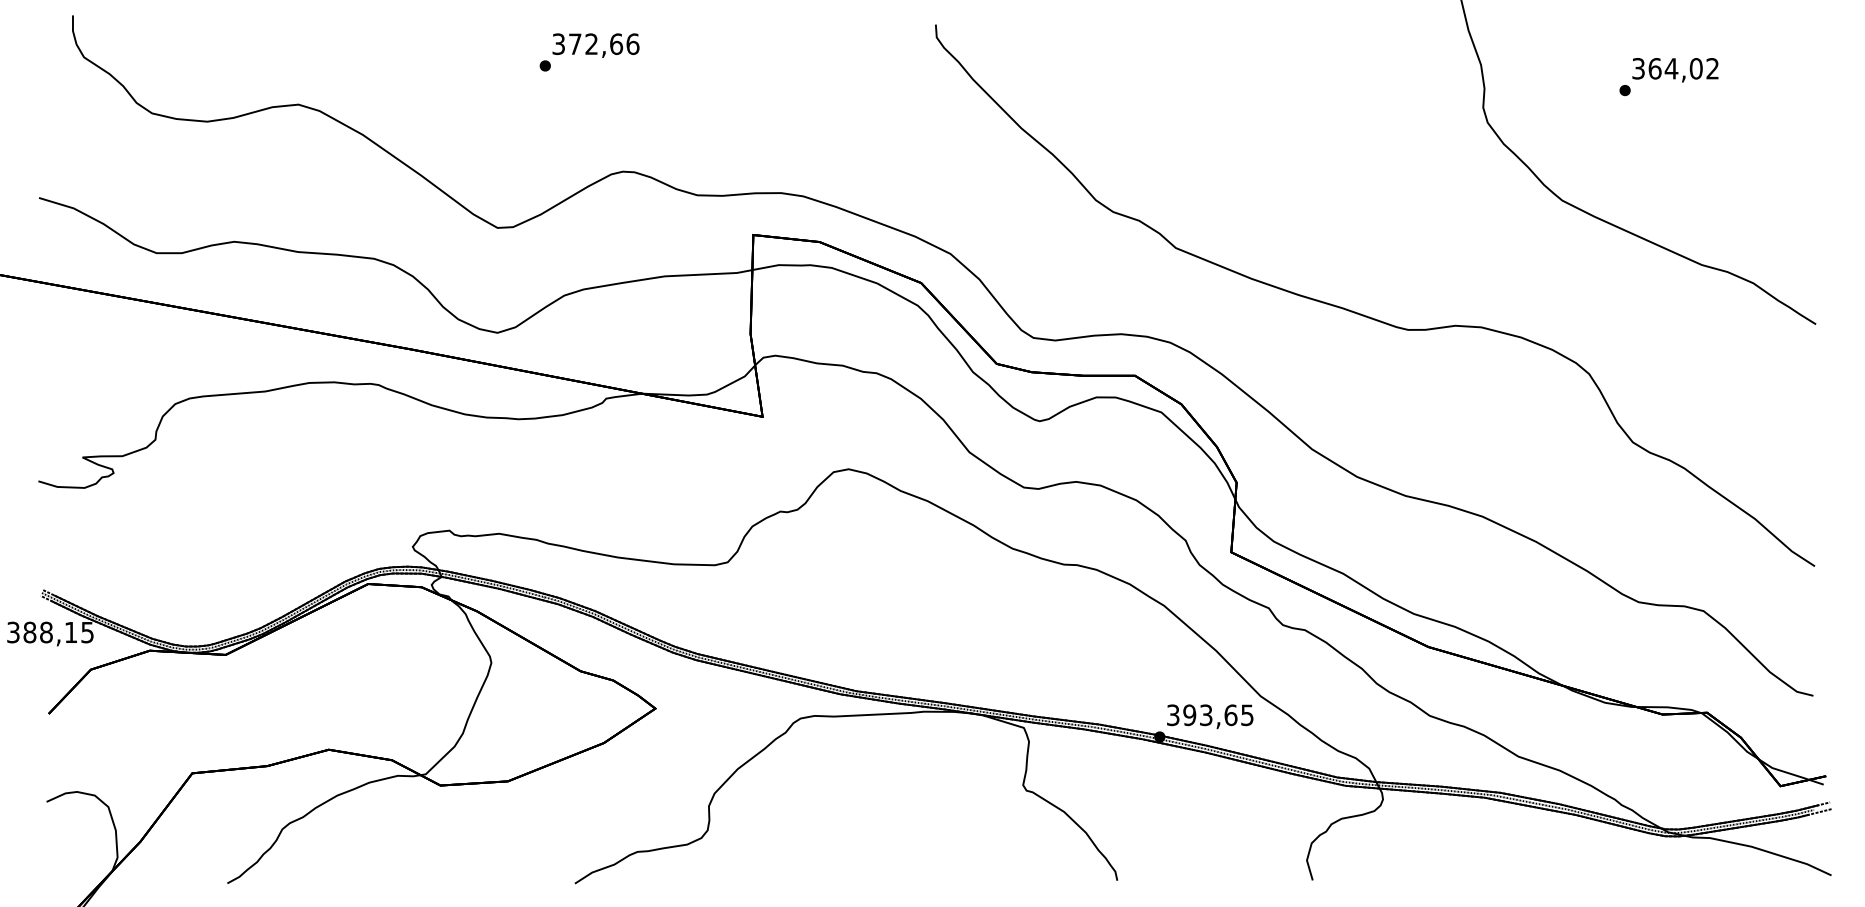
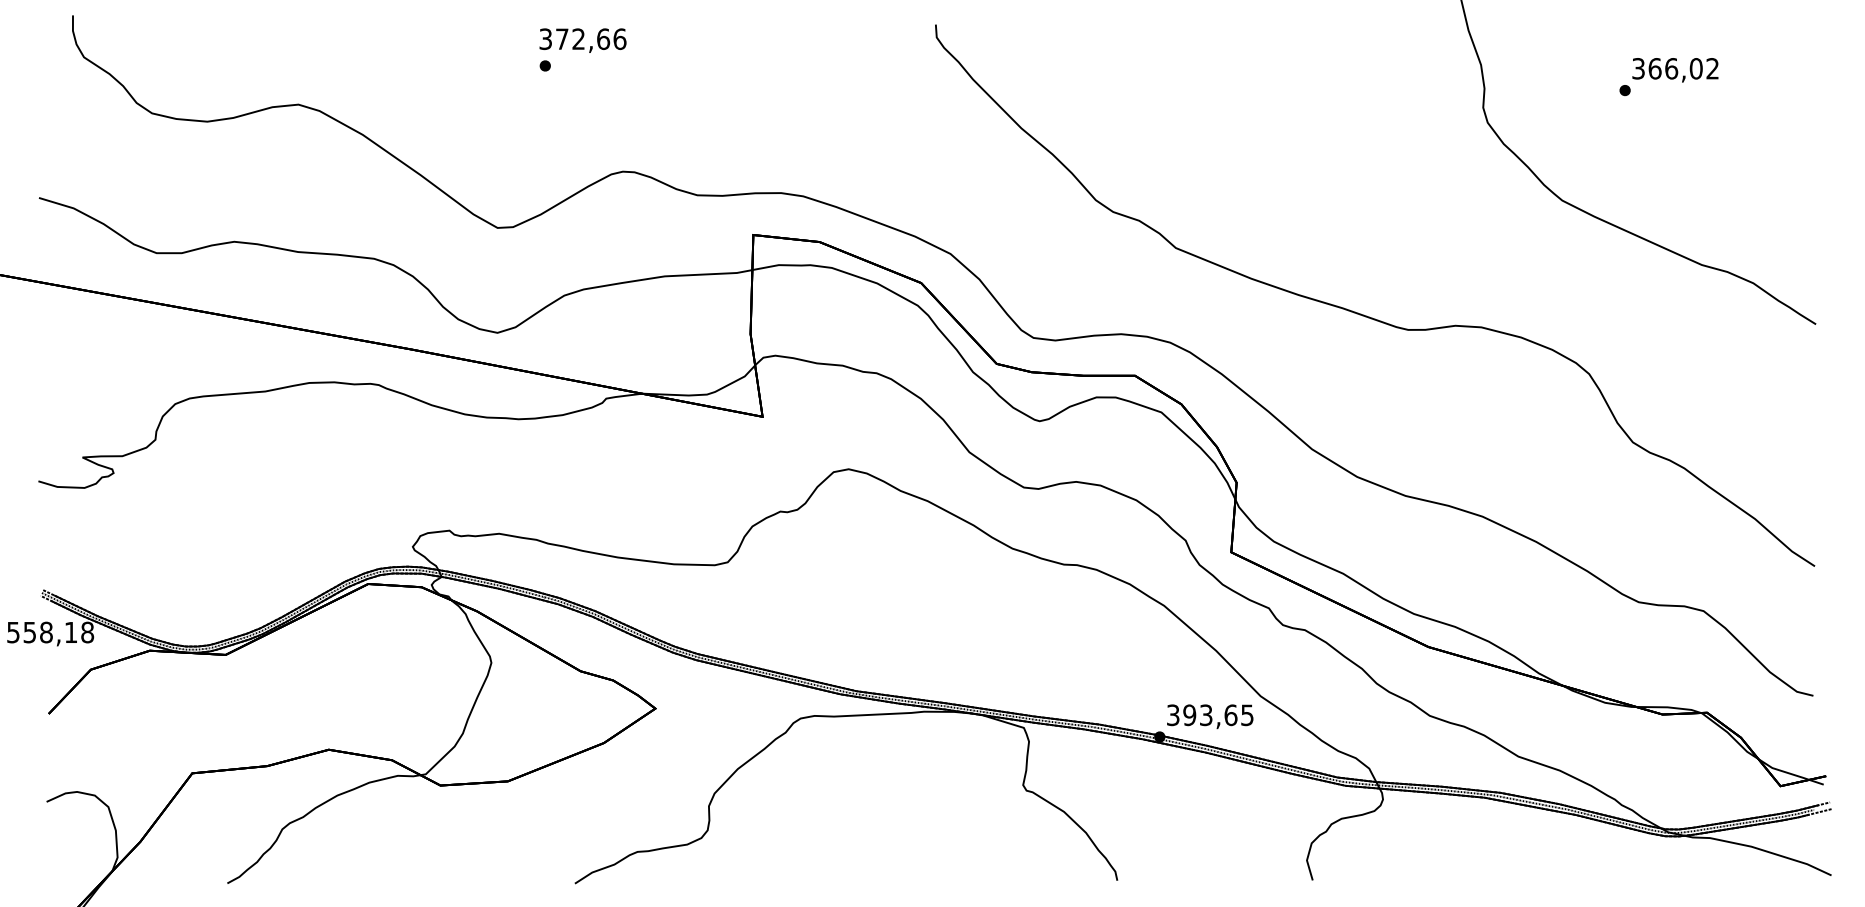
text position: (595, 45) -> (582, 40) (582, 40)
text: 364,02 -> 366,02 (1671, 68)
text: 388,15 -> 558,18 (50, 632)
